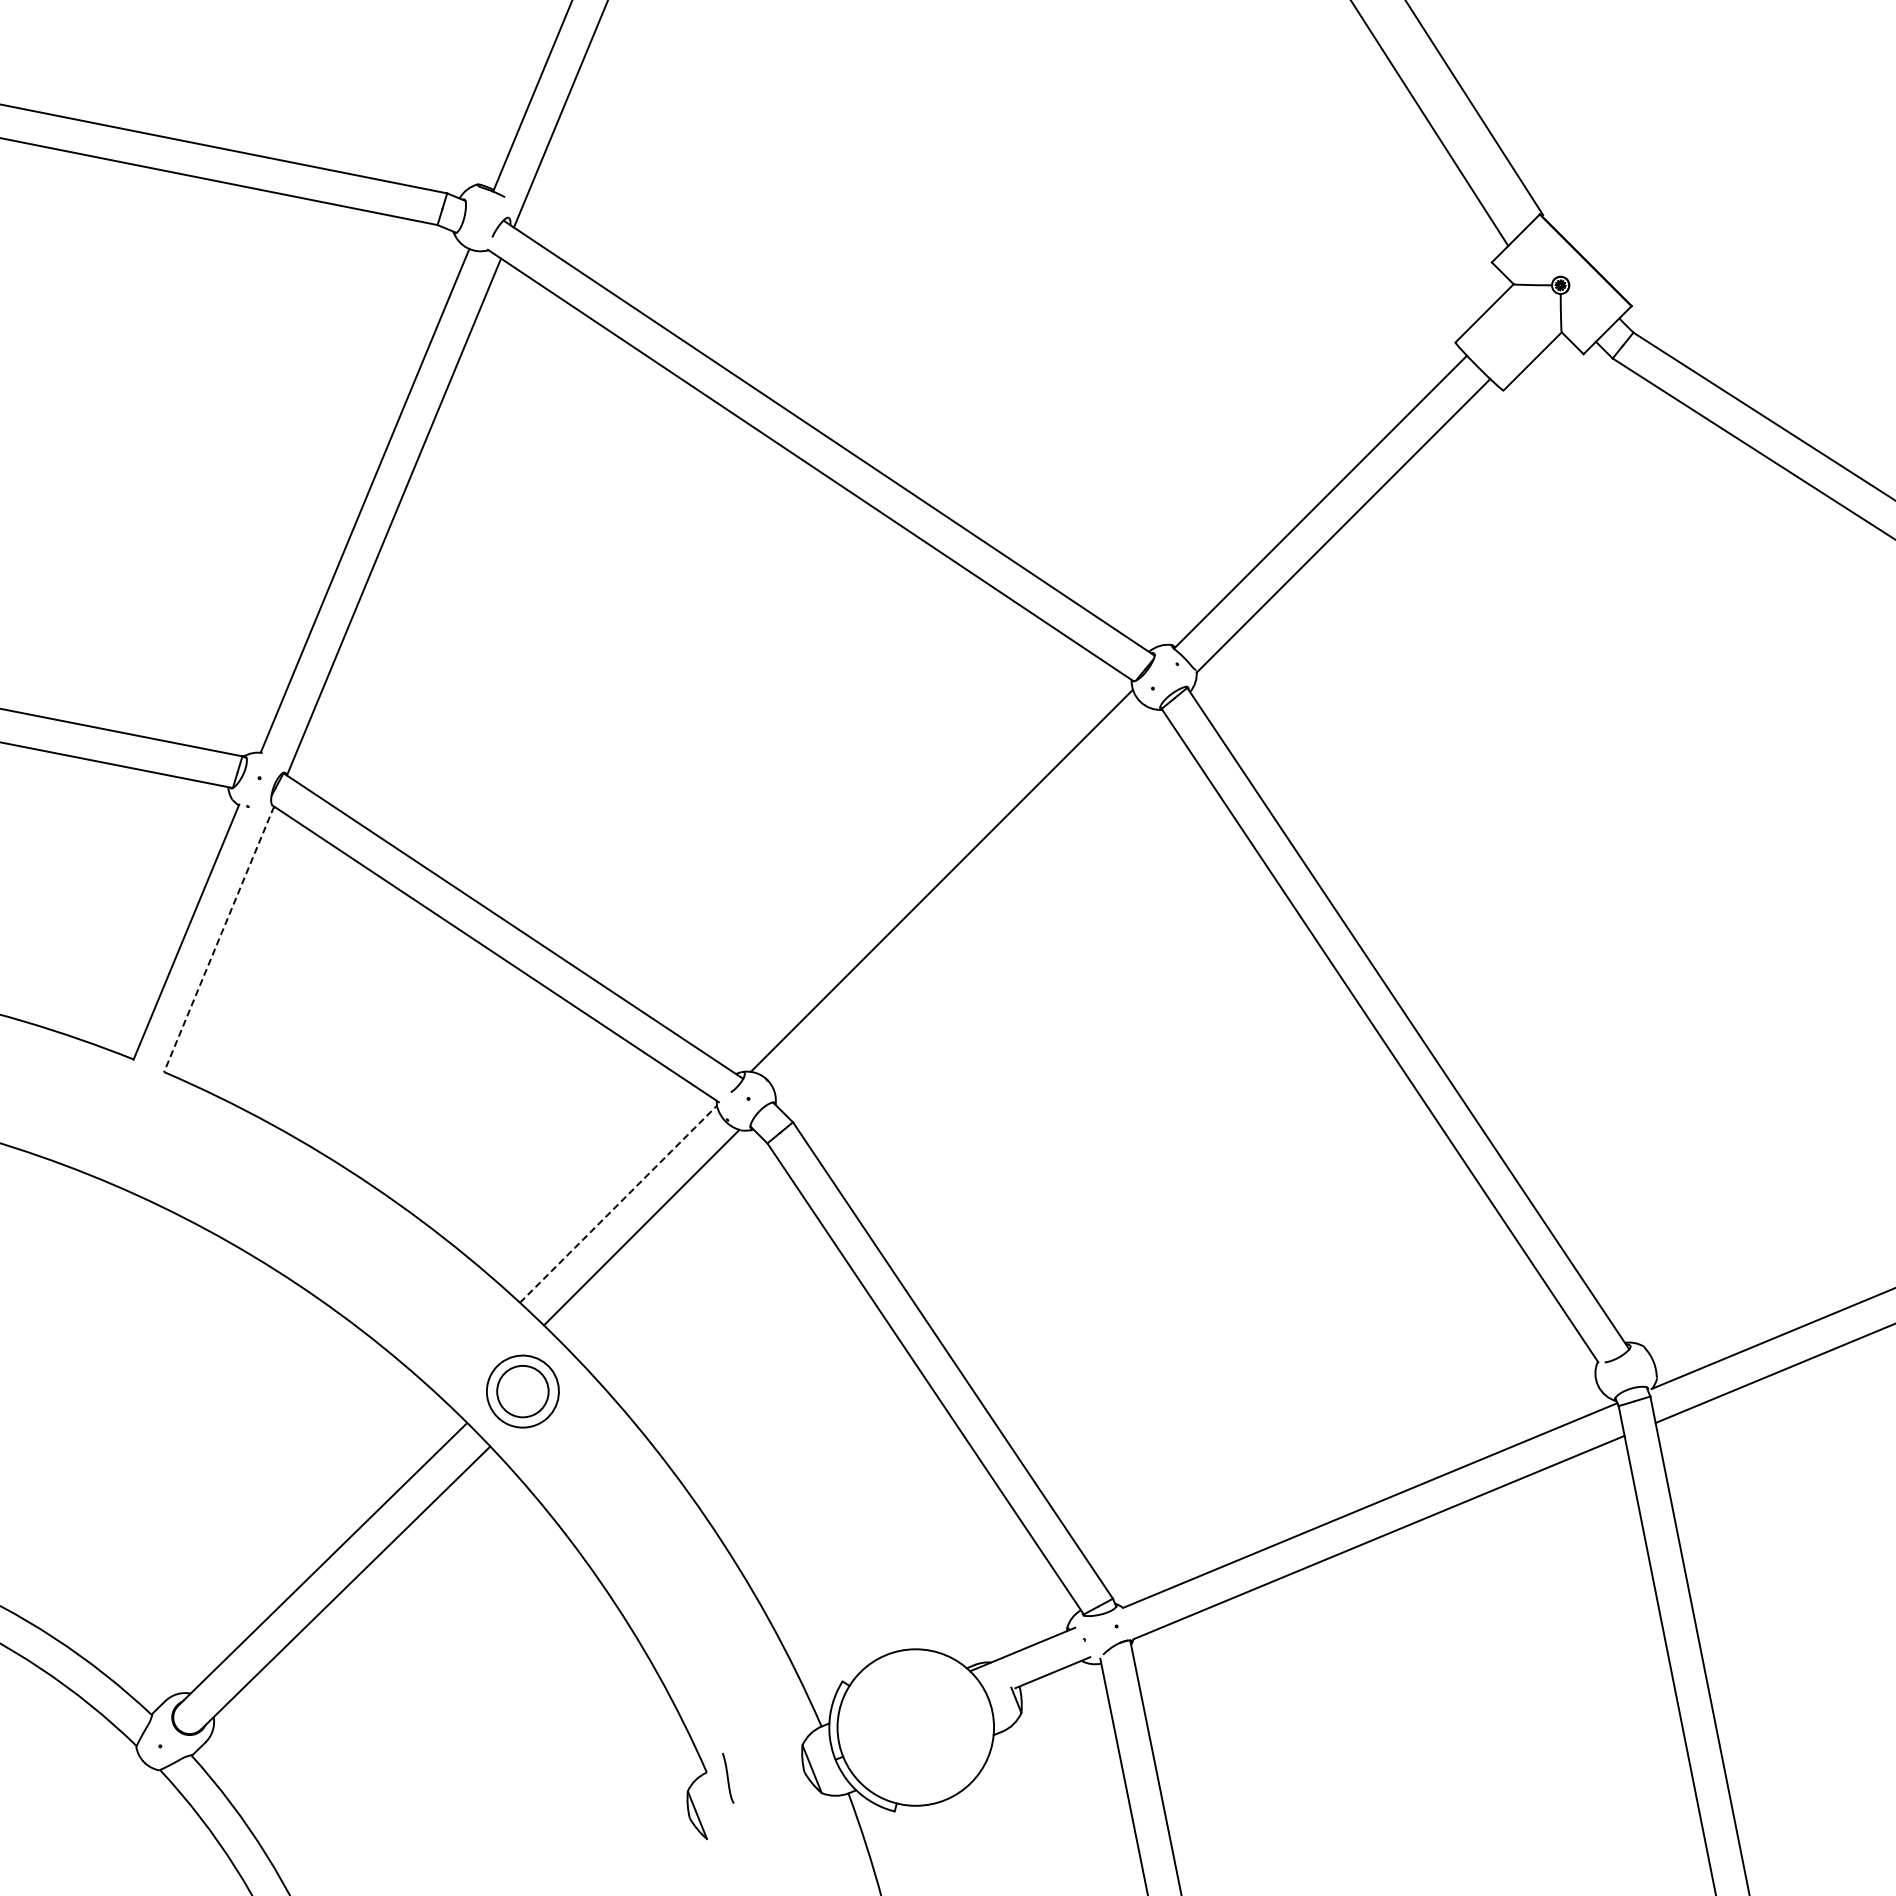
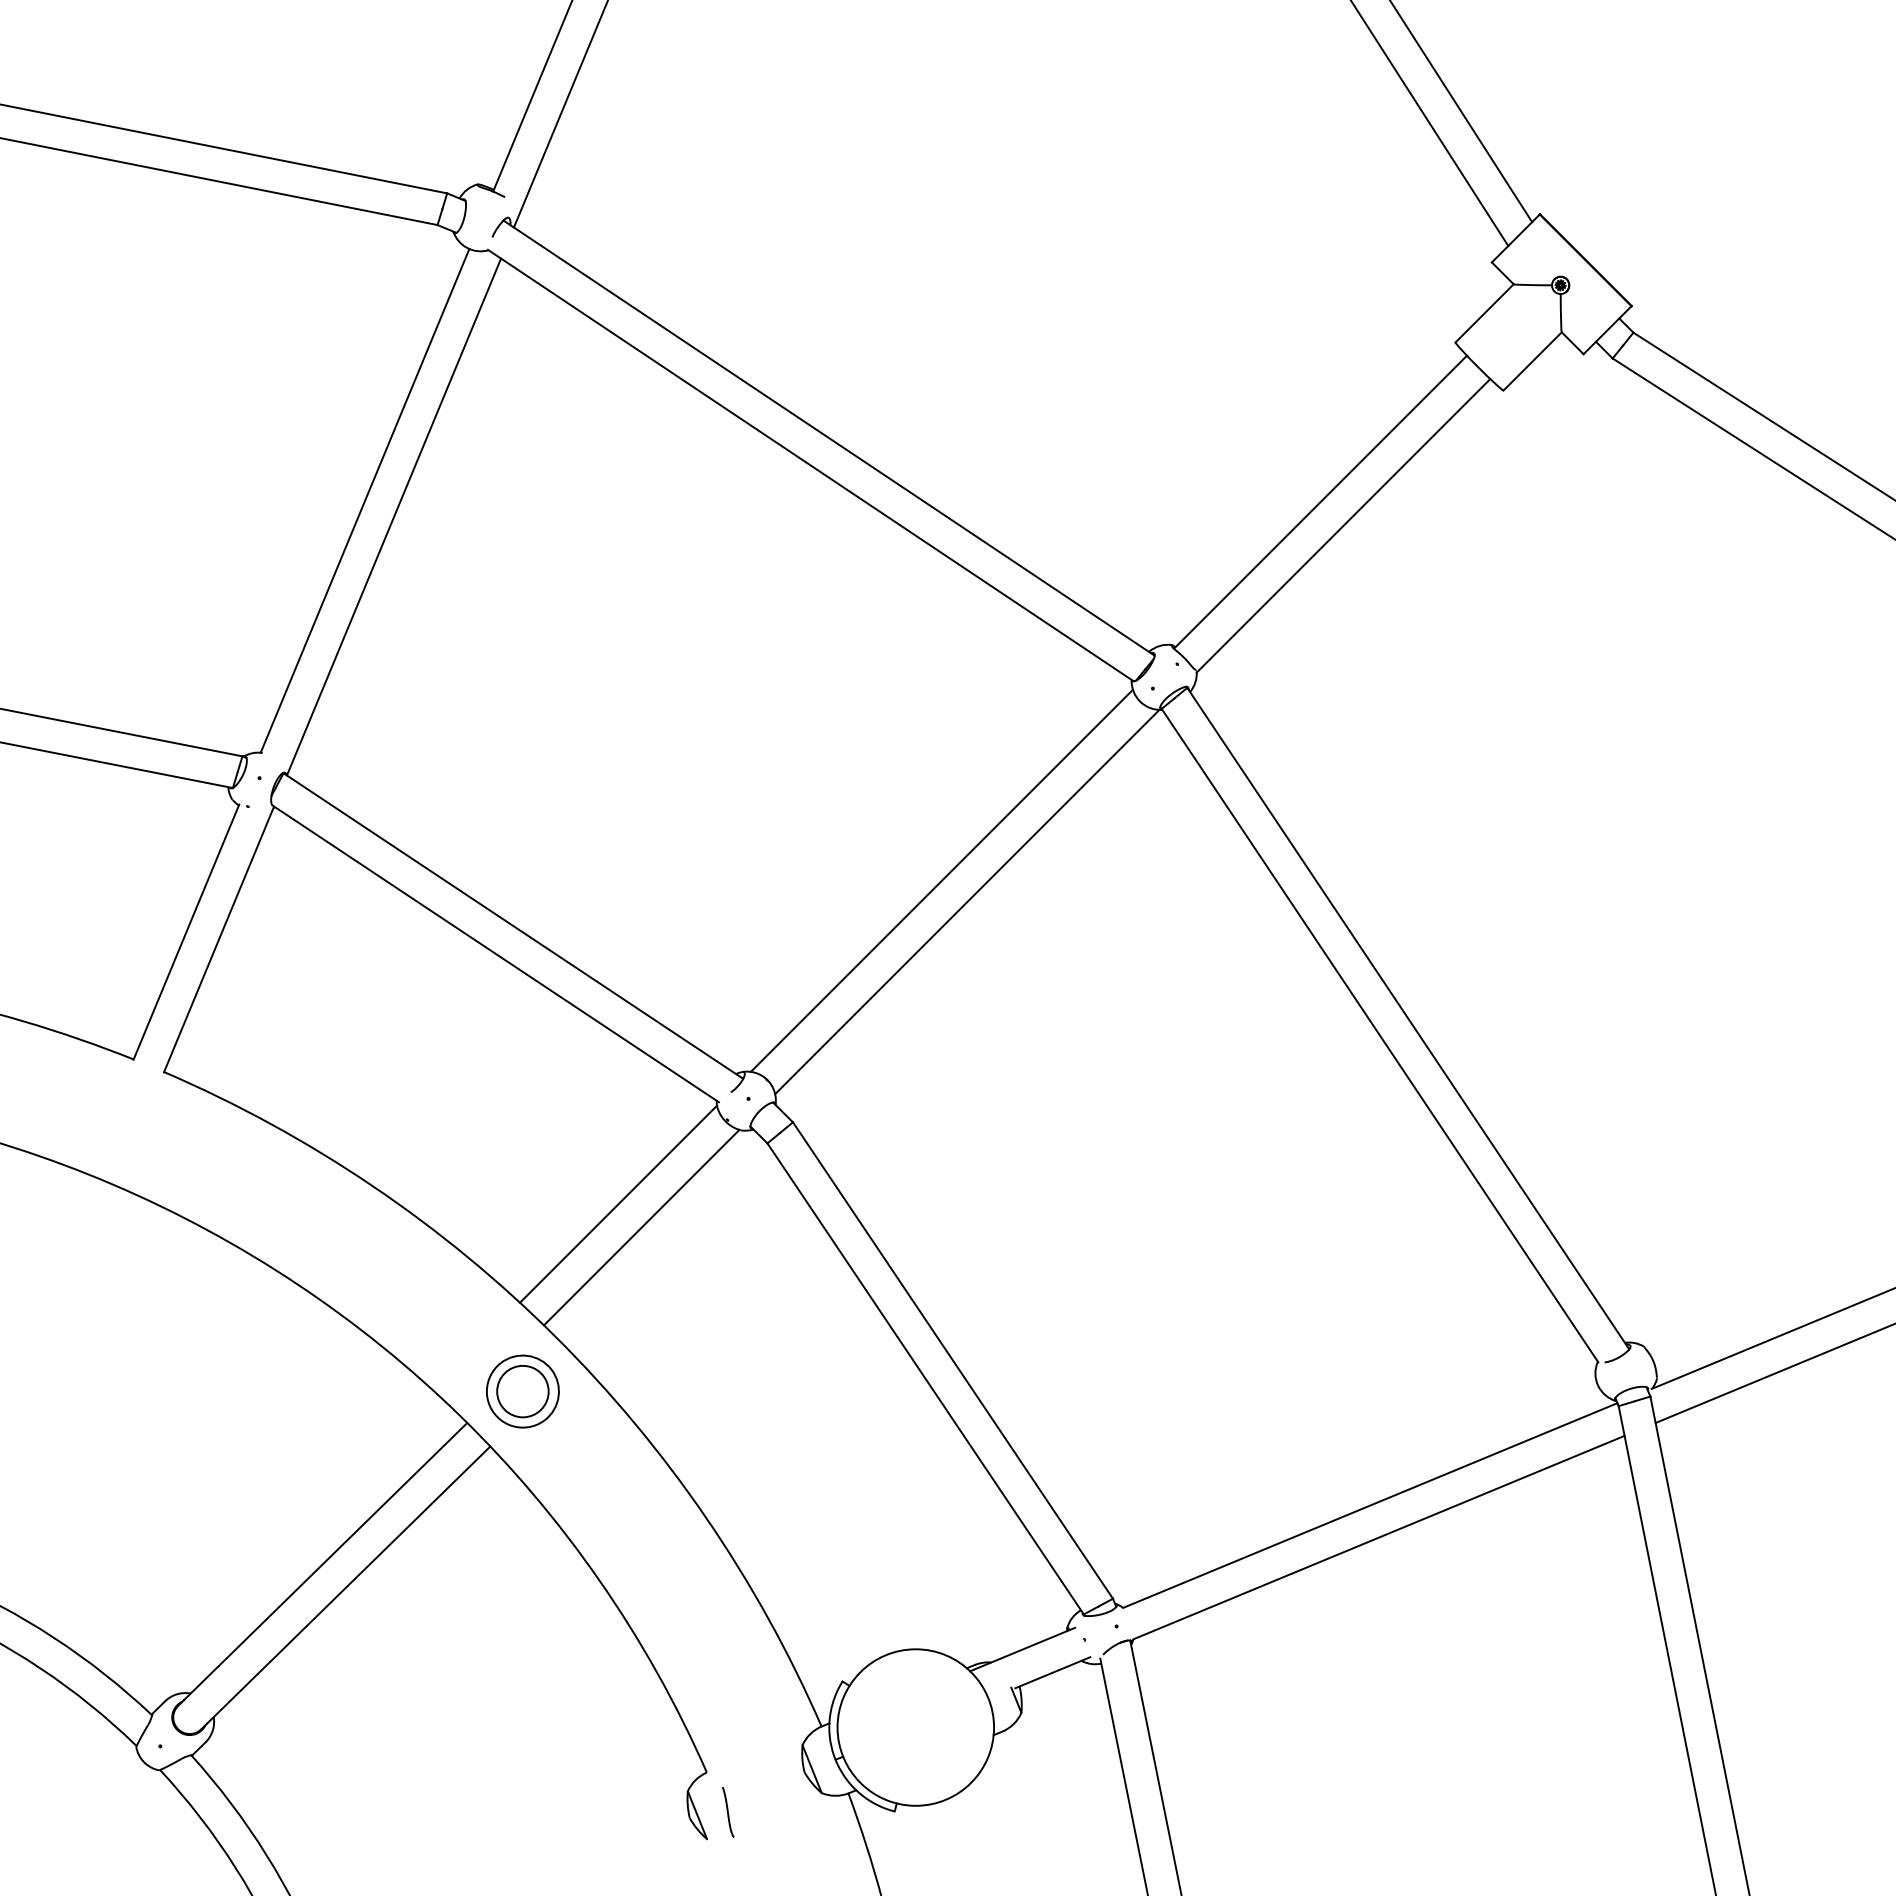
line position: (1474, 108) -> (1461, 112) (1461, 112)
line: none -> present (967, 901)
line: dashed -> solid (219, 939)
line: dashed -> solid (618, 1203)
part position: (728, 1777) -> (728, 1811) (728, 1811)
